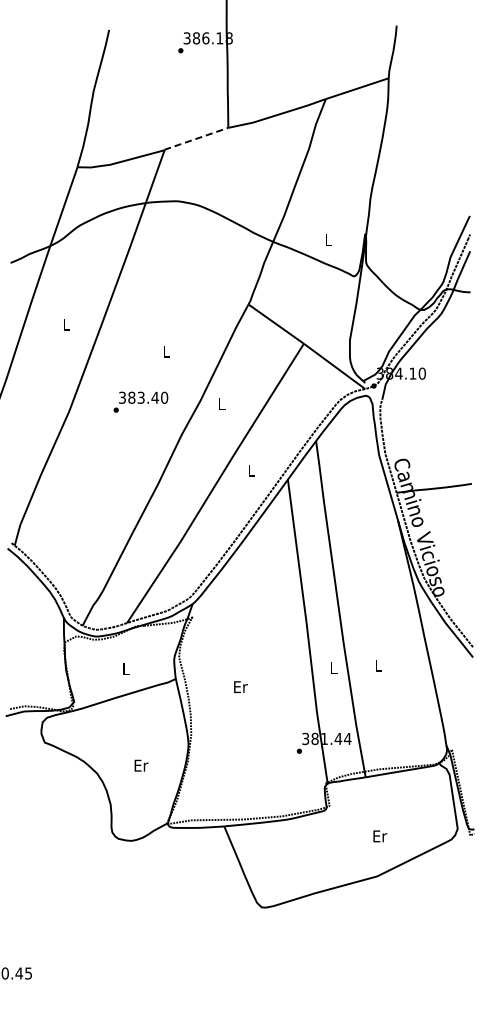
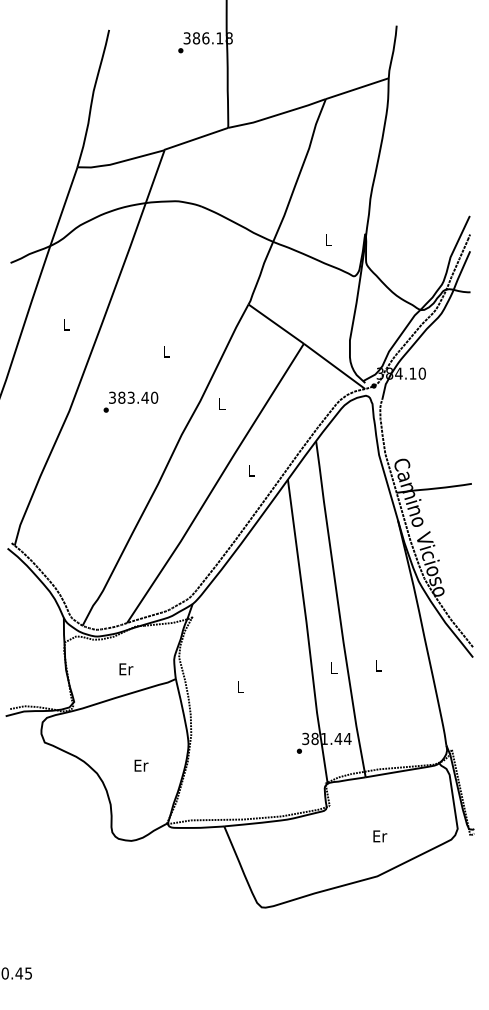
line: dashed -> solid (195, 139)
text position: (140, 401) -> (130, 401) (130, 401)
text: L -> Er (126, 669)
text: Er -> L (240, 687)
